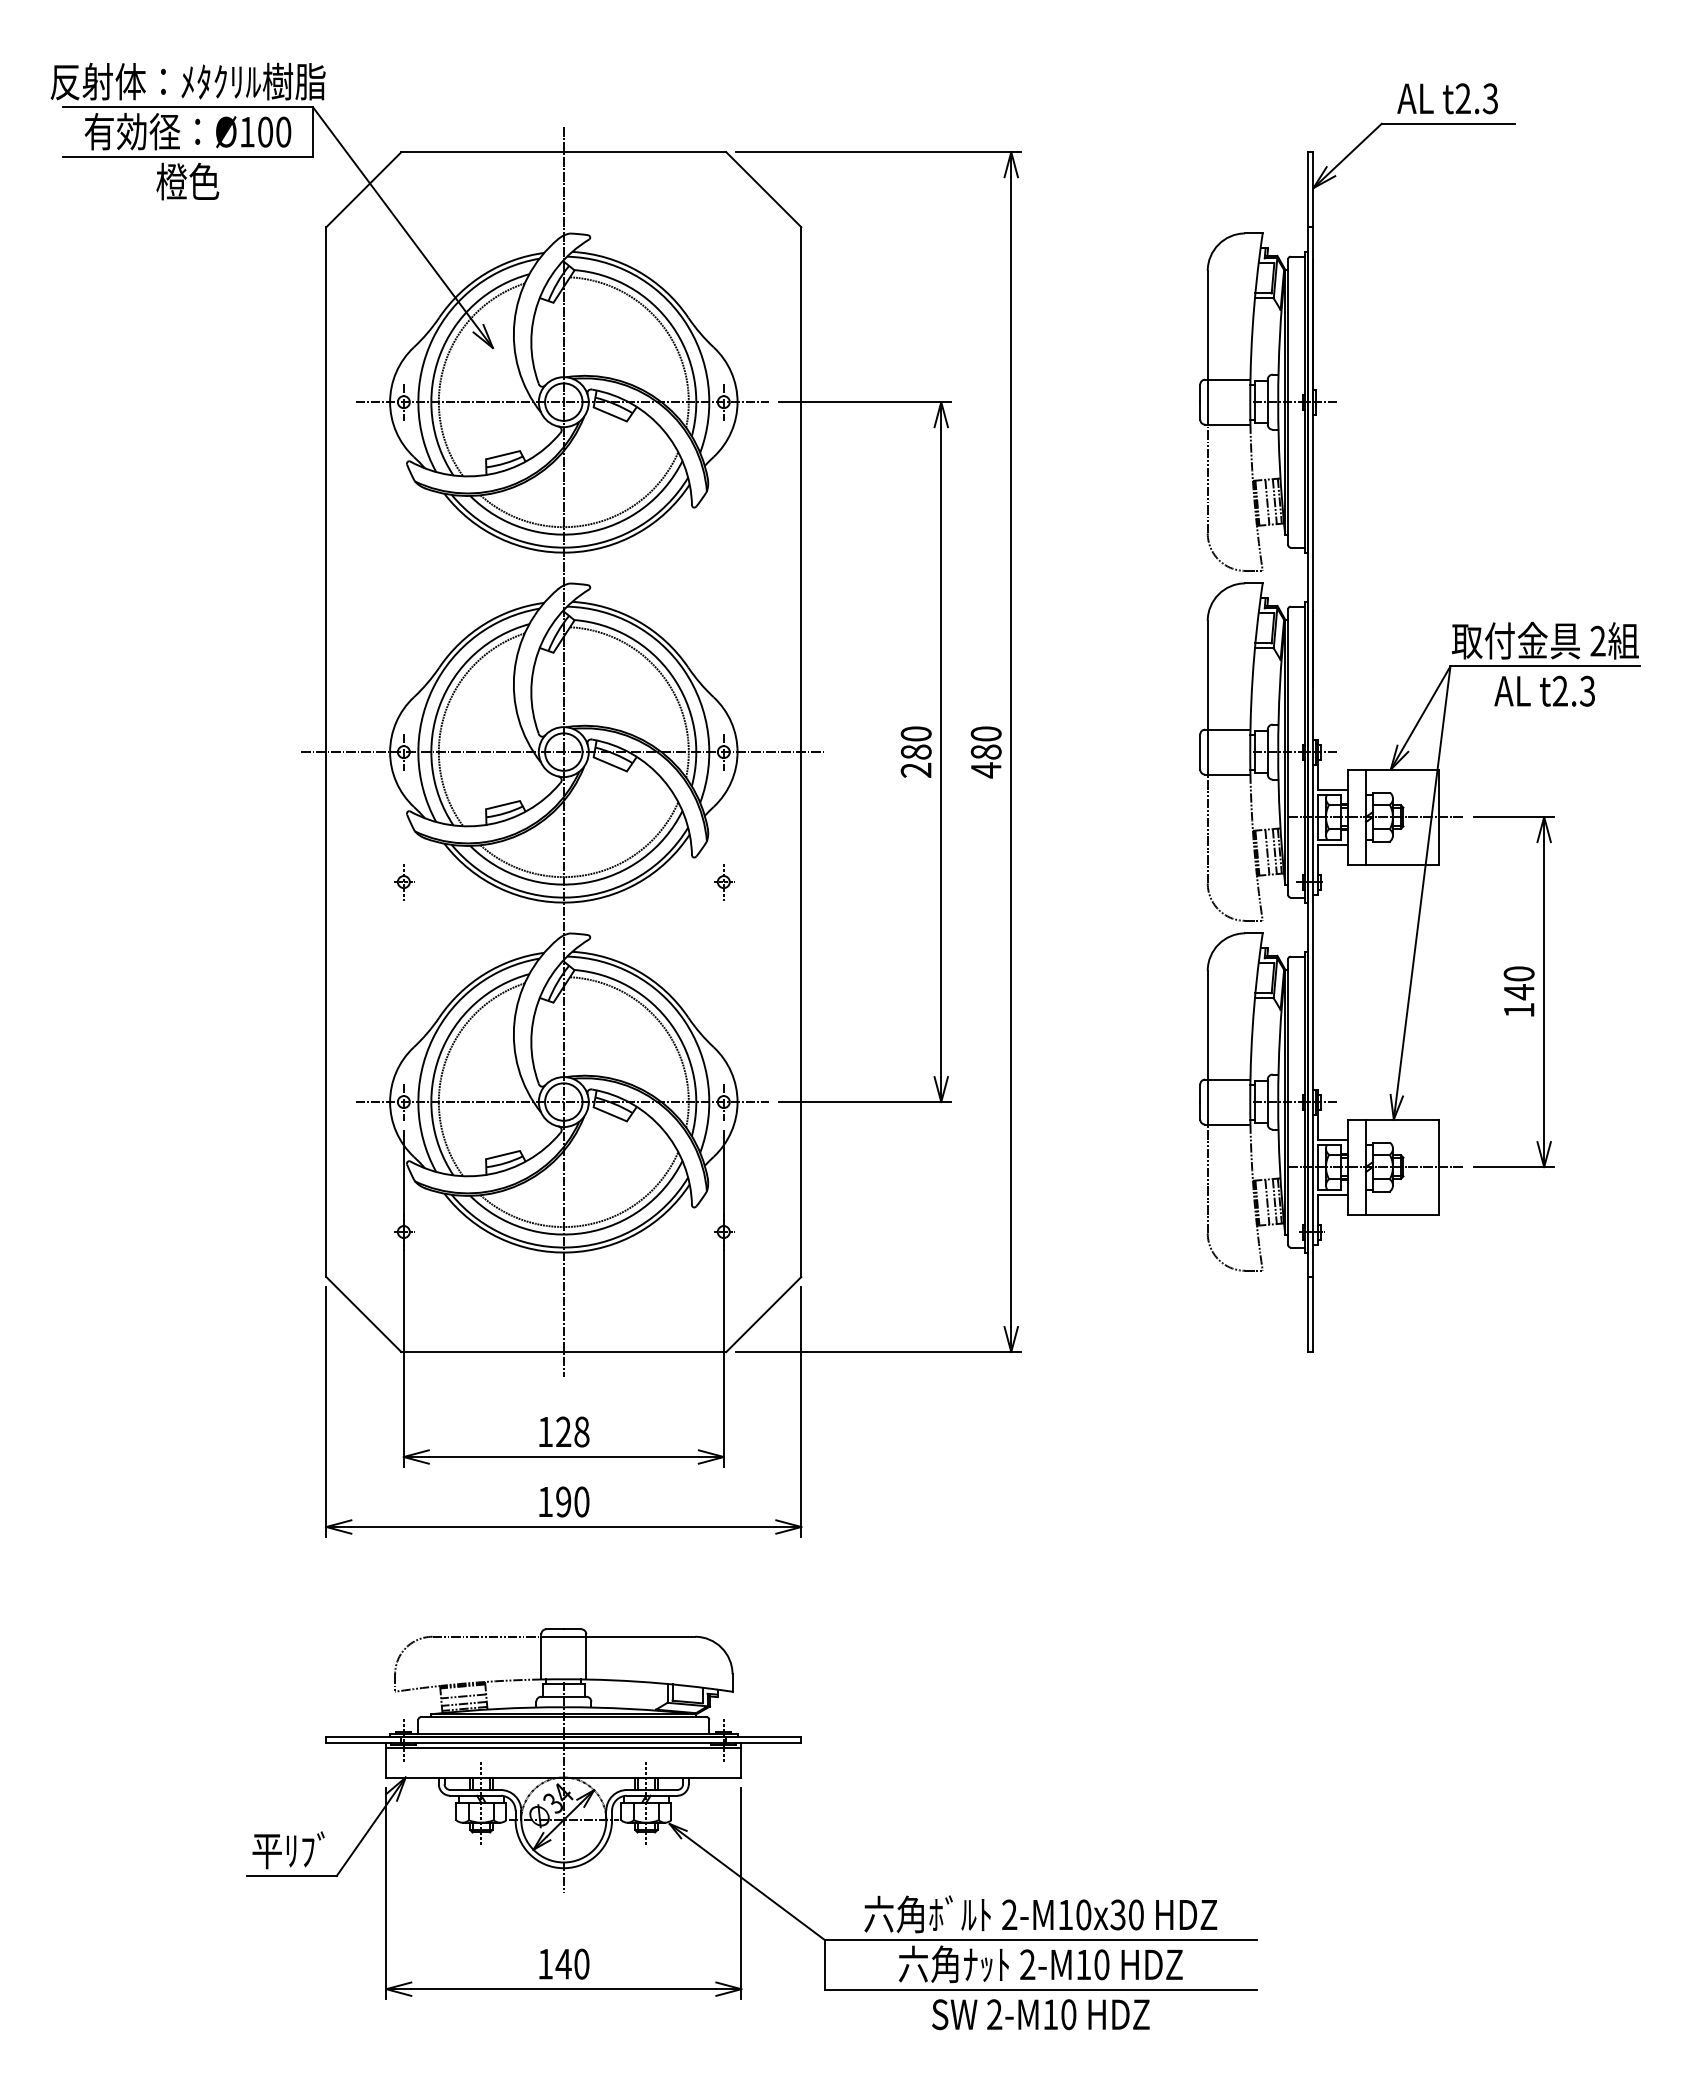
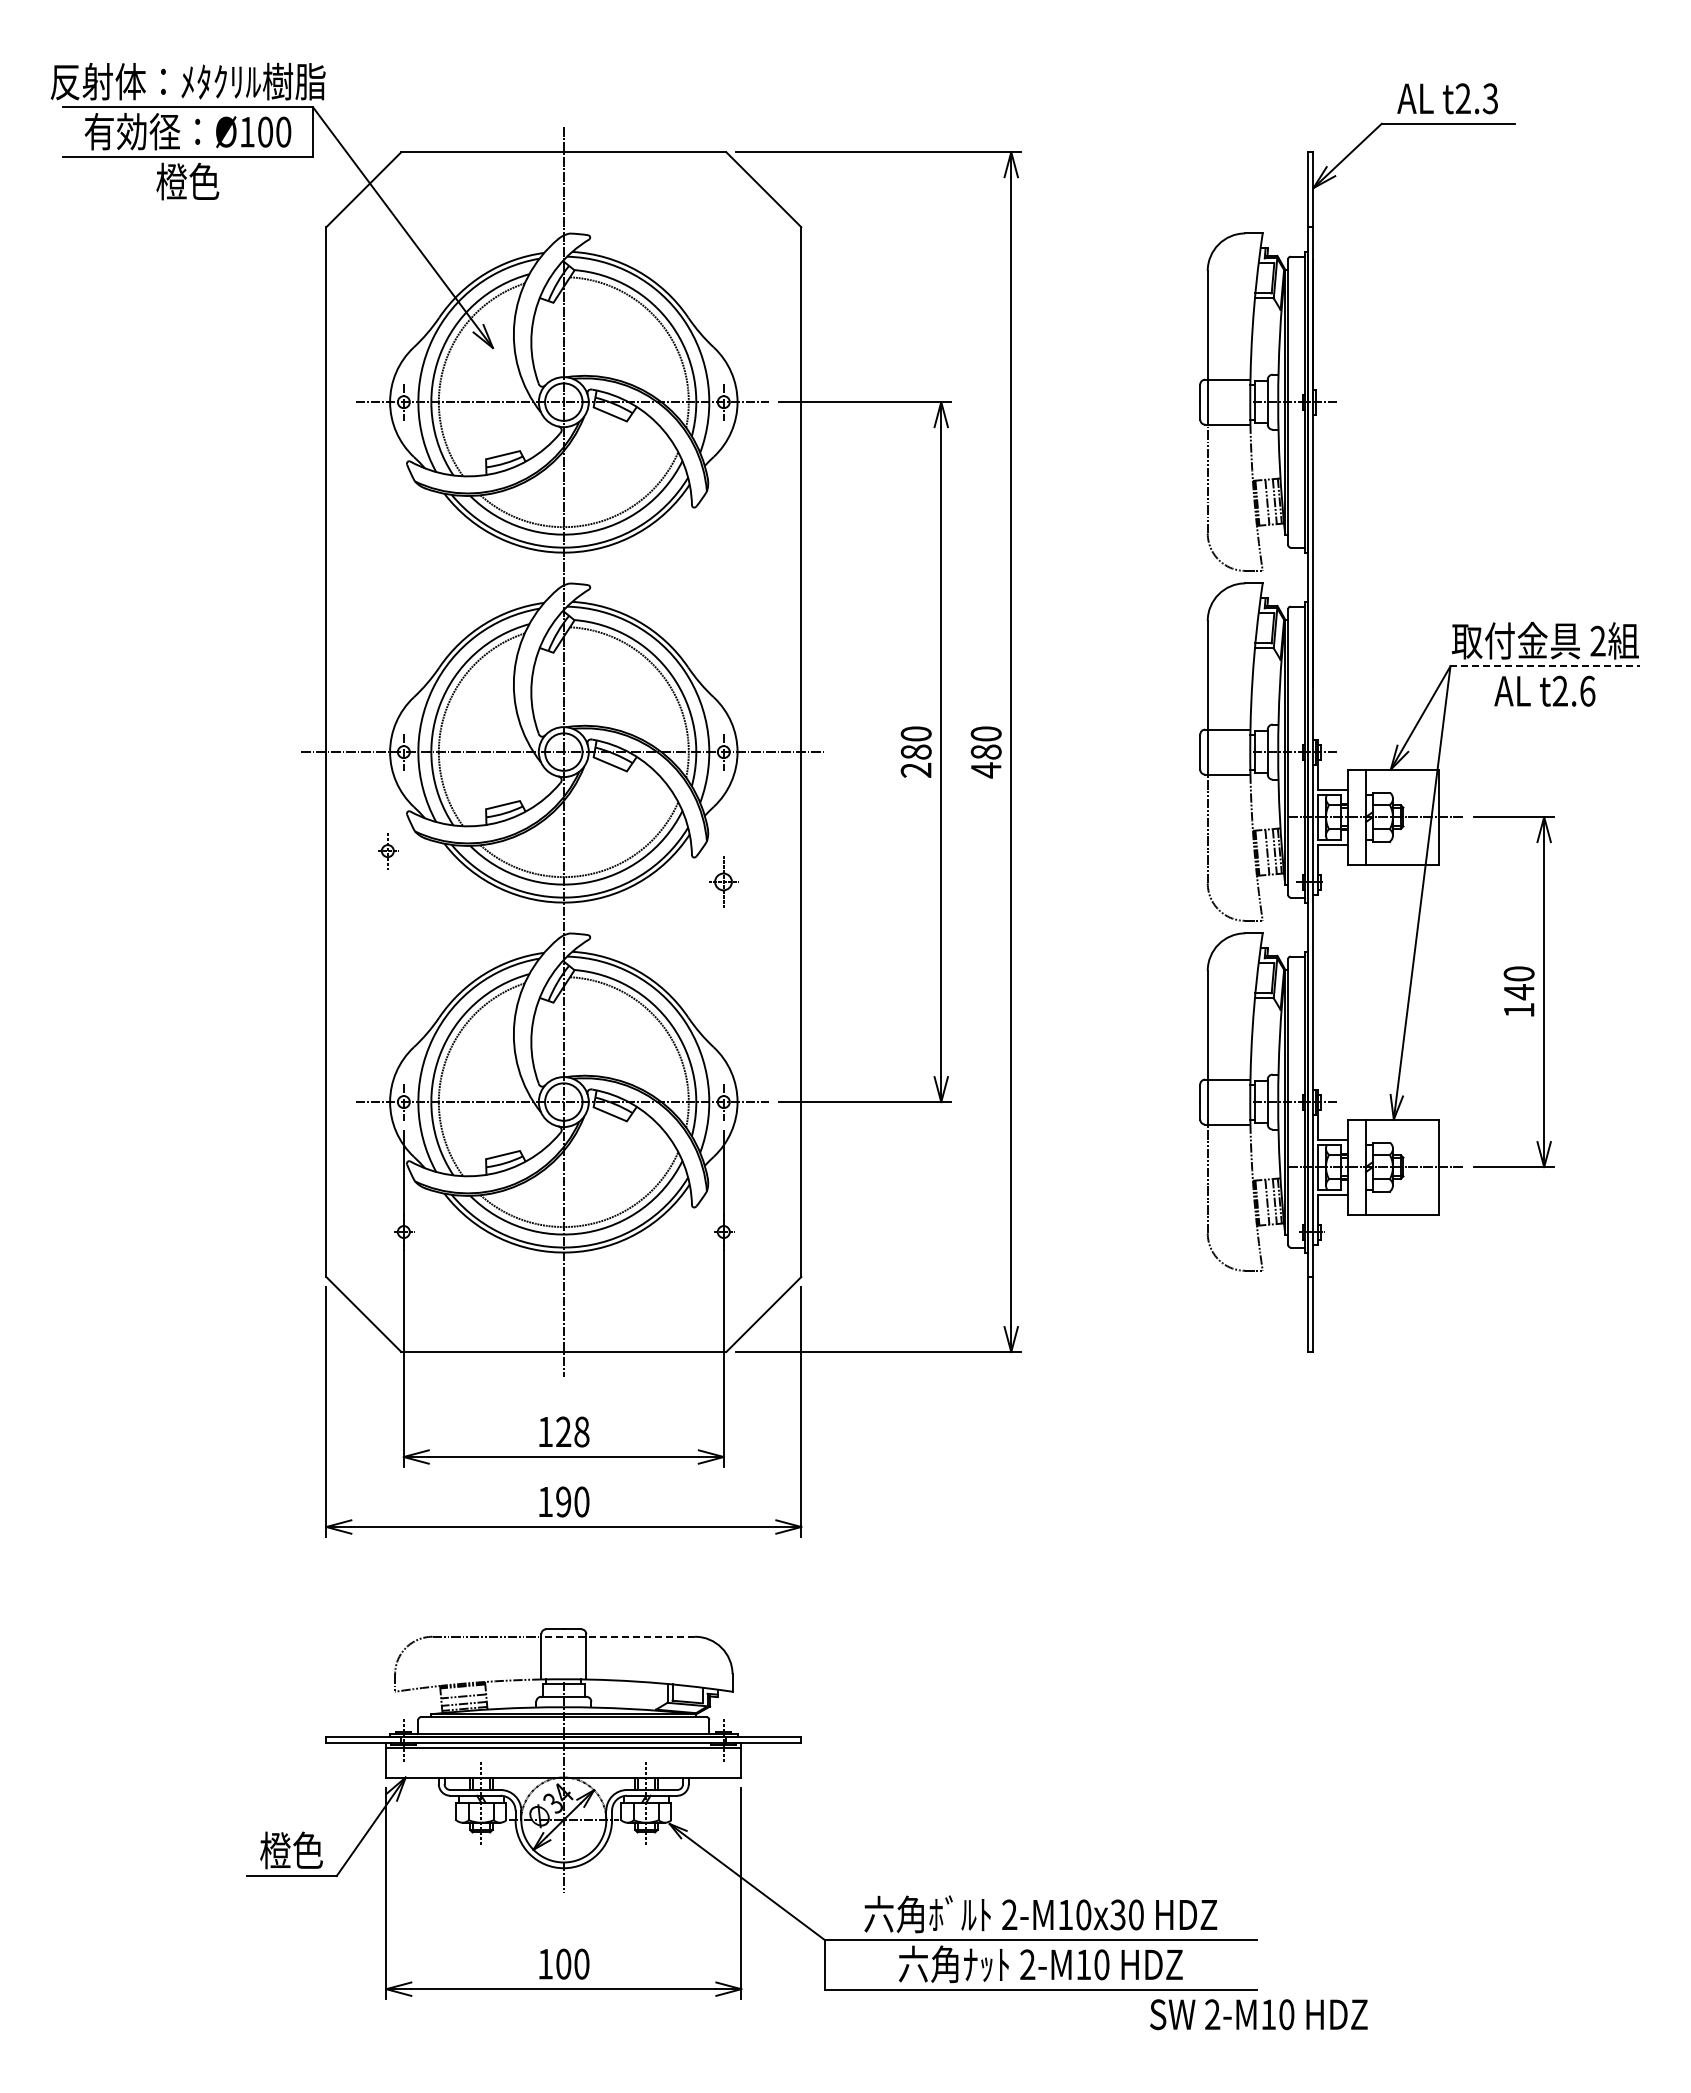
line: solid -> dashed (1545, 666)
text: t2.3 -> t2.6 (1587, 690)
part position: (404, 882) -> (388, 851) (388, 851)
part size: 21x37 px -> 30x52 px (723, 881)
line: solid -> dashed (618, 1636)
text: 平ﾘﾌﾞ -> 橙色 (288, 1850)
text: 140 -> 100 (563, 1963)
text position: (1040, 2014) -> (1258, 2014) (1258, 2014)
